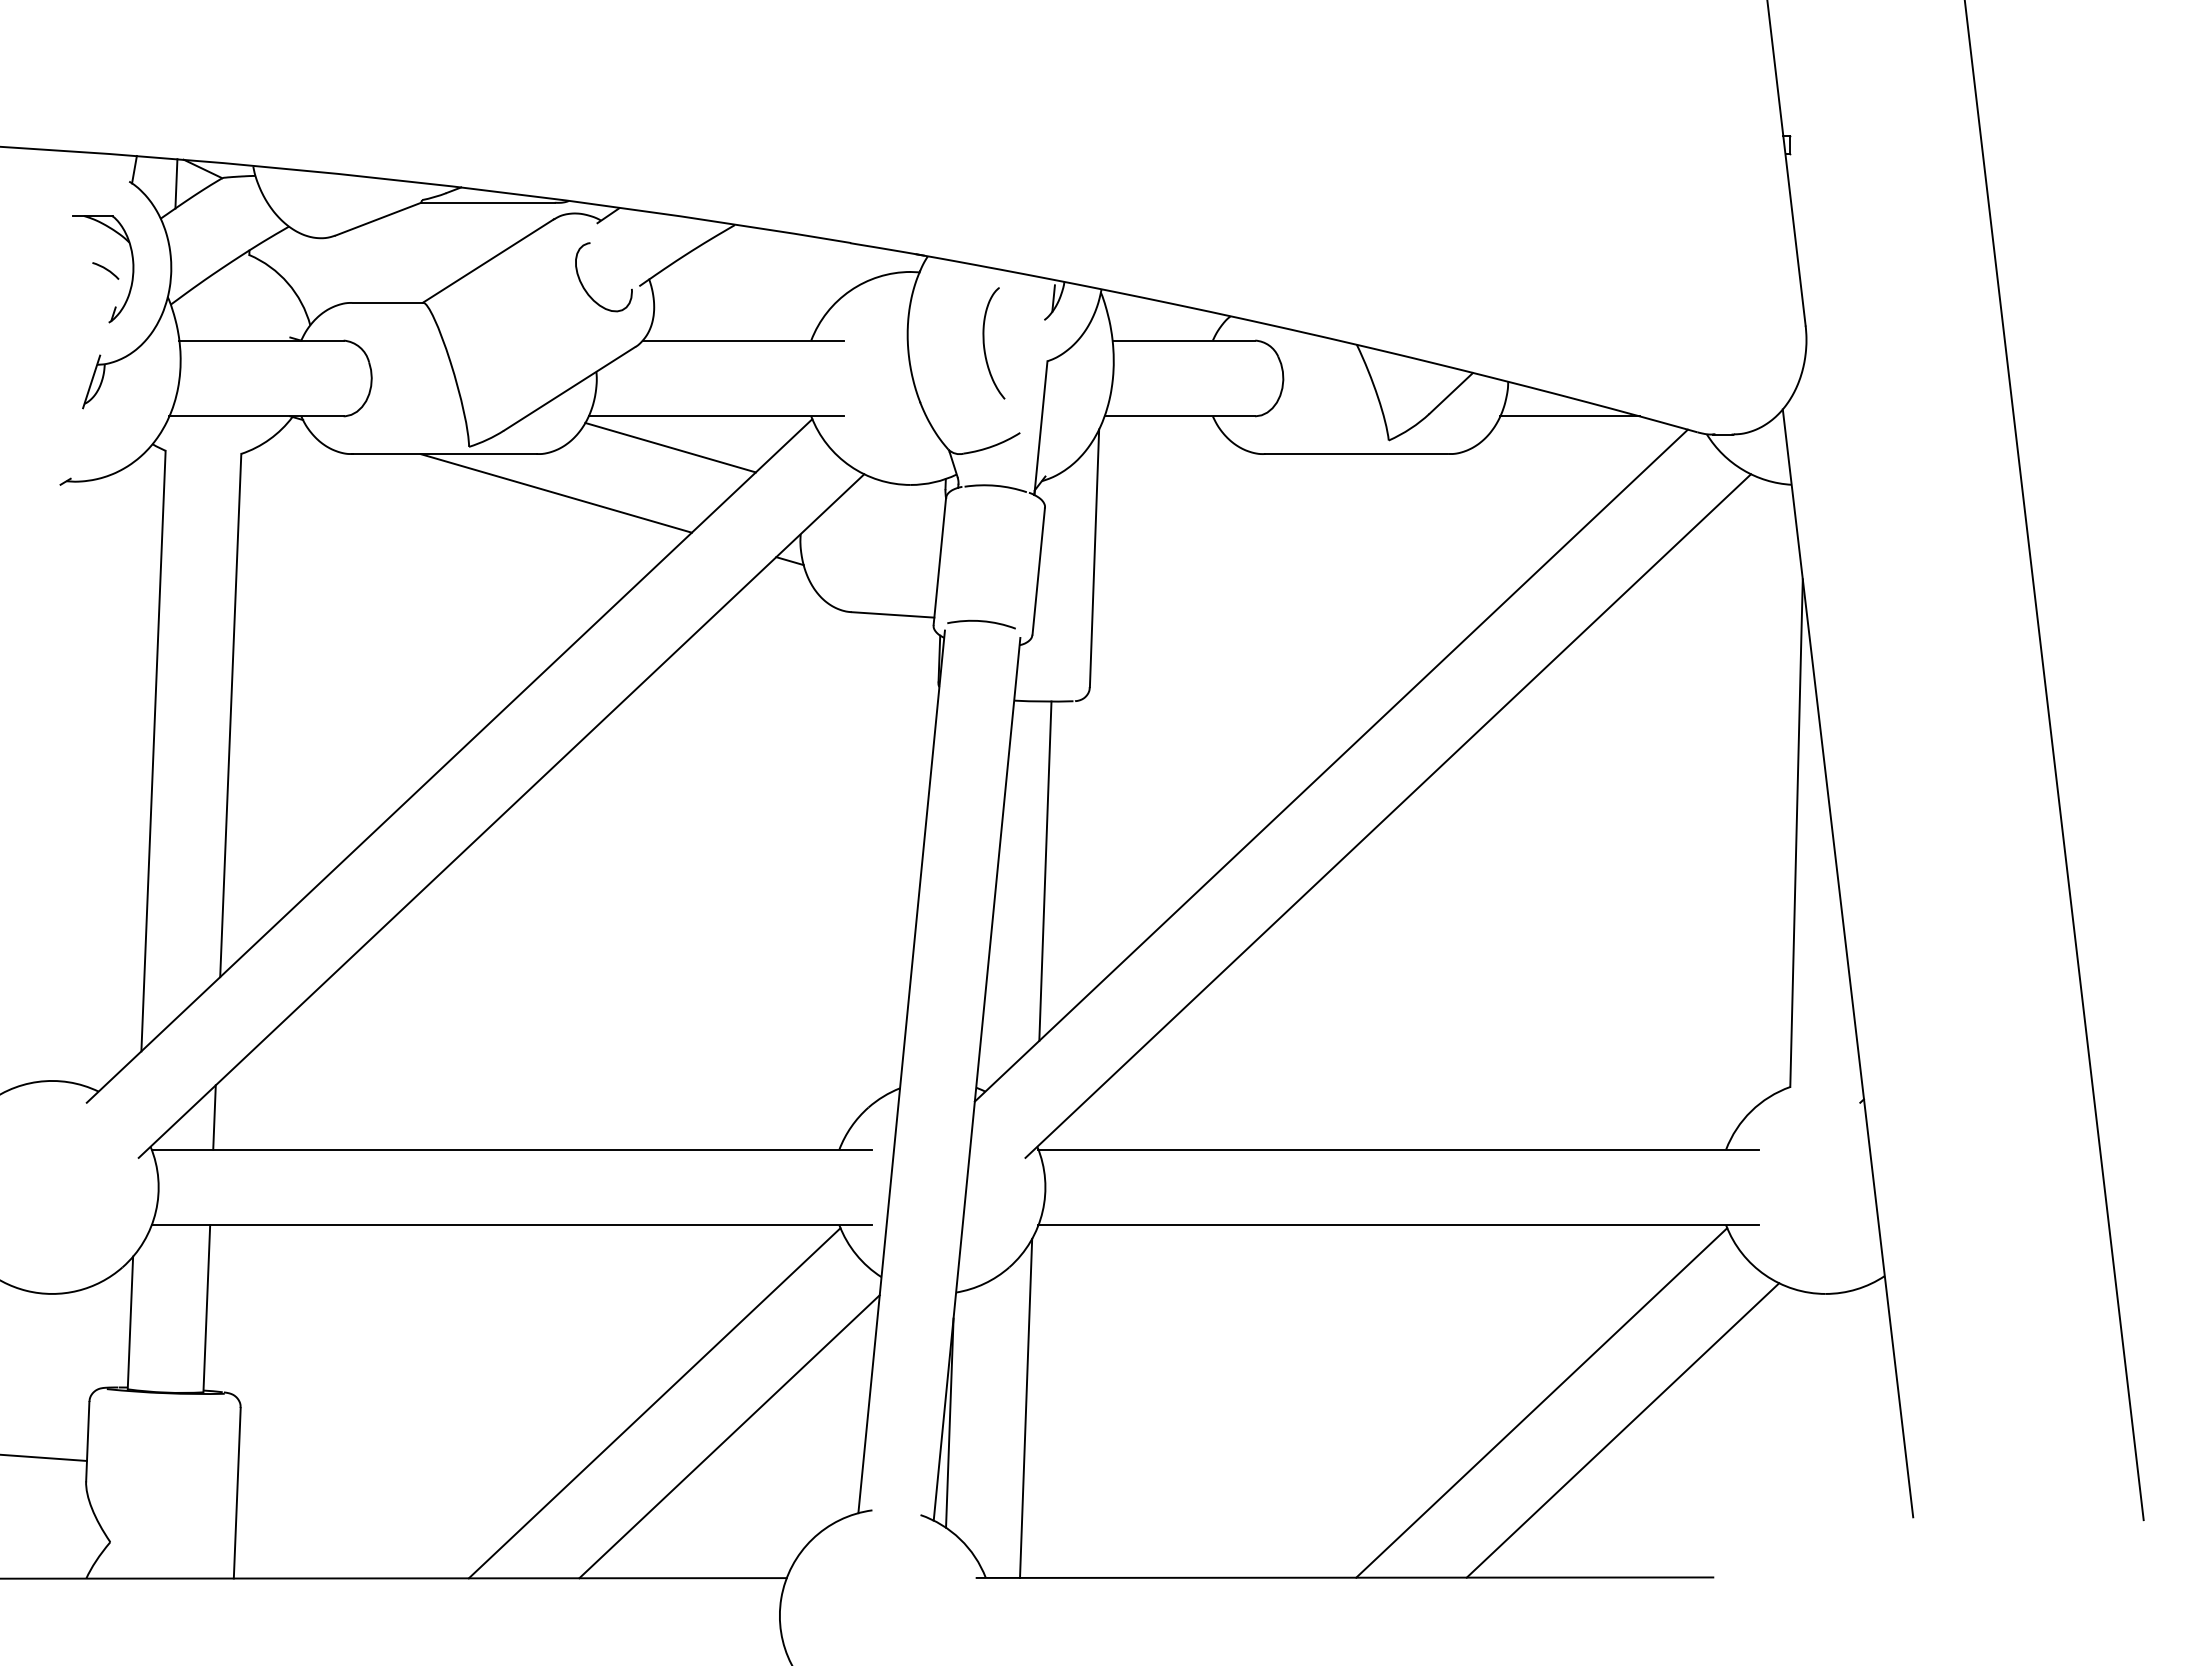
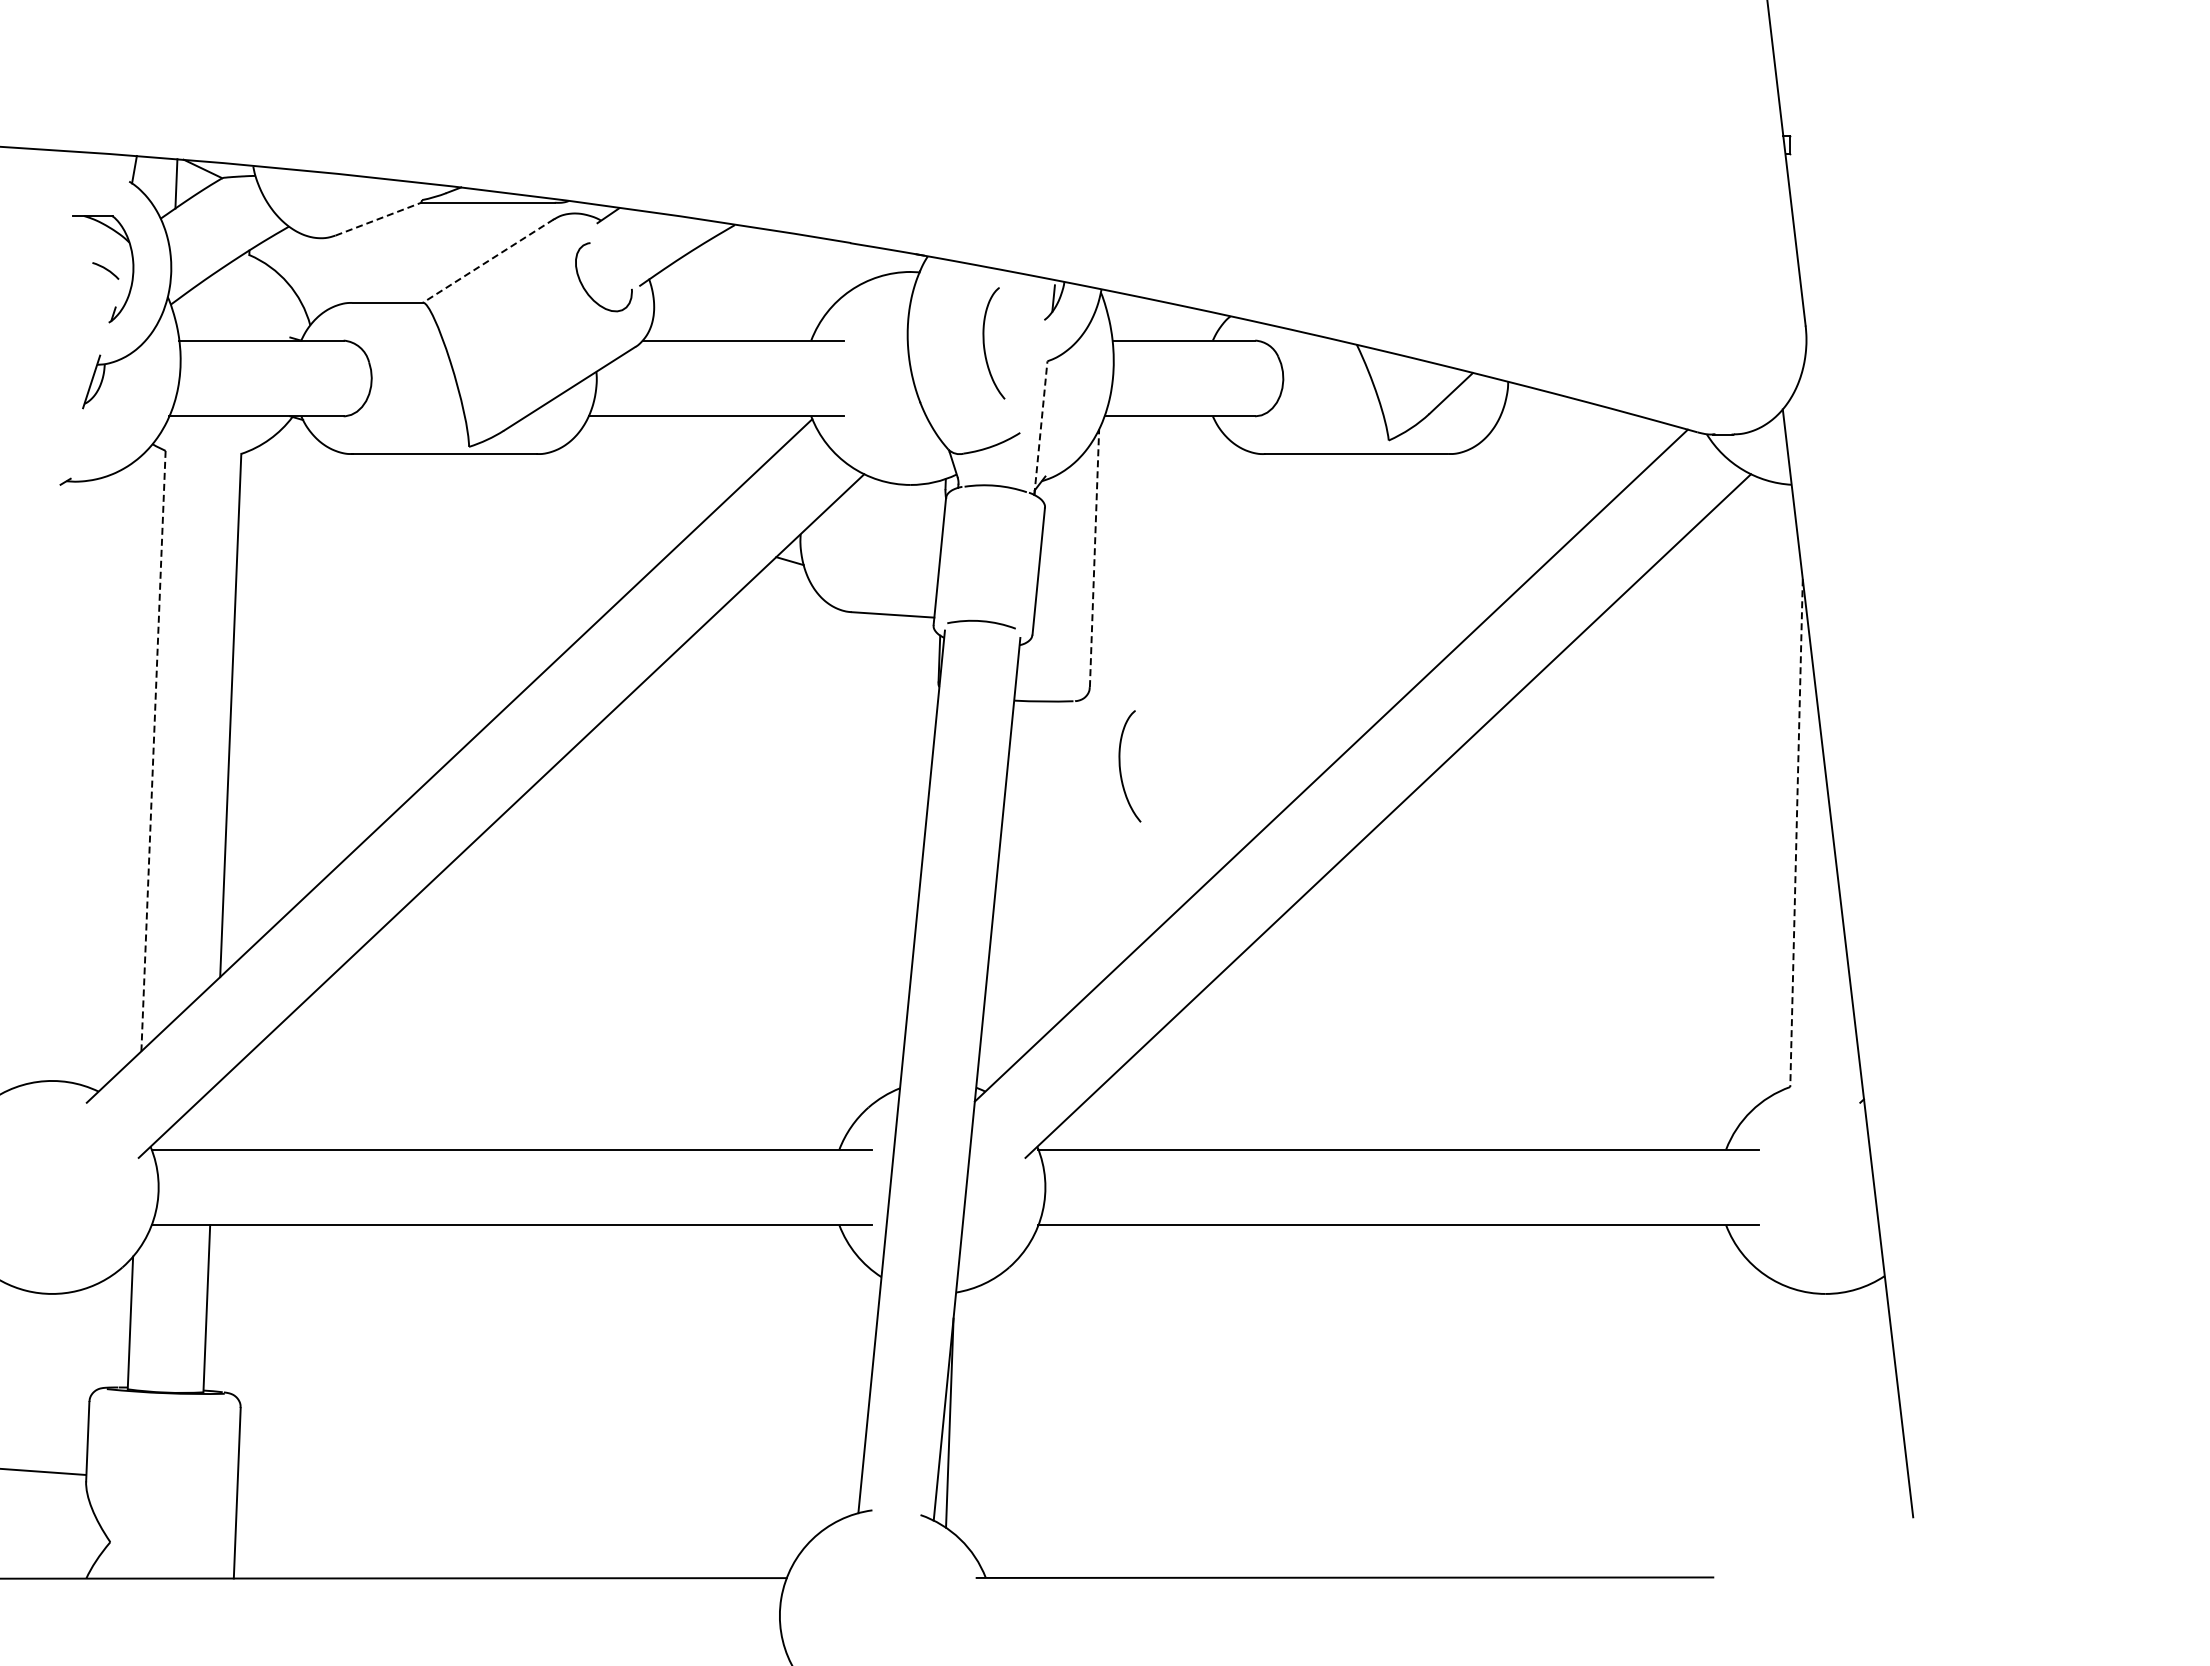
line: solid -> dashed (378, 219)
line: solid -> dashed (488, 261)
line: present -> none (1569, 416)
line: solid -> dashed (1040, 427)
line: present -> none (670, 447)
line: present -> none (555, 493)
line: solid -> dashed (1094, 558)
line: solid -> dashed (153, 751)
line: present -> none (2054, 761)
curve: none -> present (1121, 770)
line: solid -> dashed (1796, 833)
line: present -> none (1045, 870)
line: present -> none (214, 1117)
line: present -> none (1541, 1402)
line: present -> none (654, 1403)
line: present -> none (1026, 1407)
line: present -> none (1622, 1430)
line: present -> none (729, 1436)
line position: (44, 1457) -> (43, 1471) (43, 1471)
